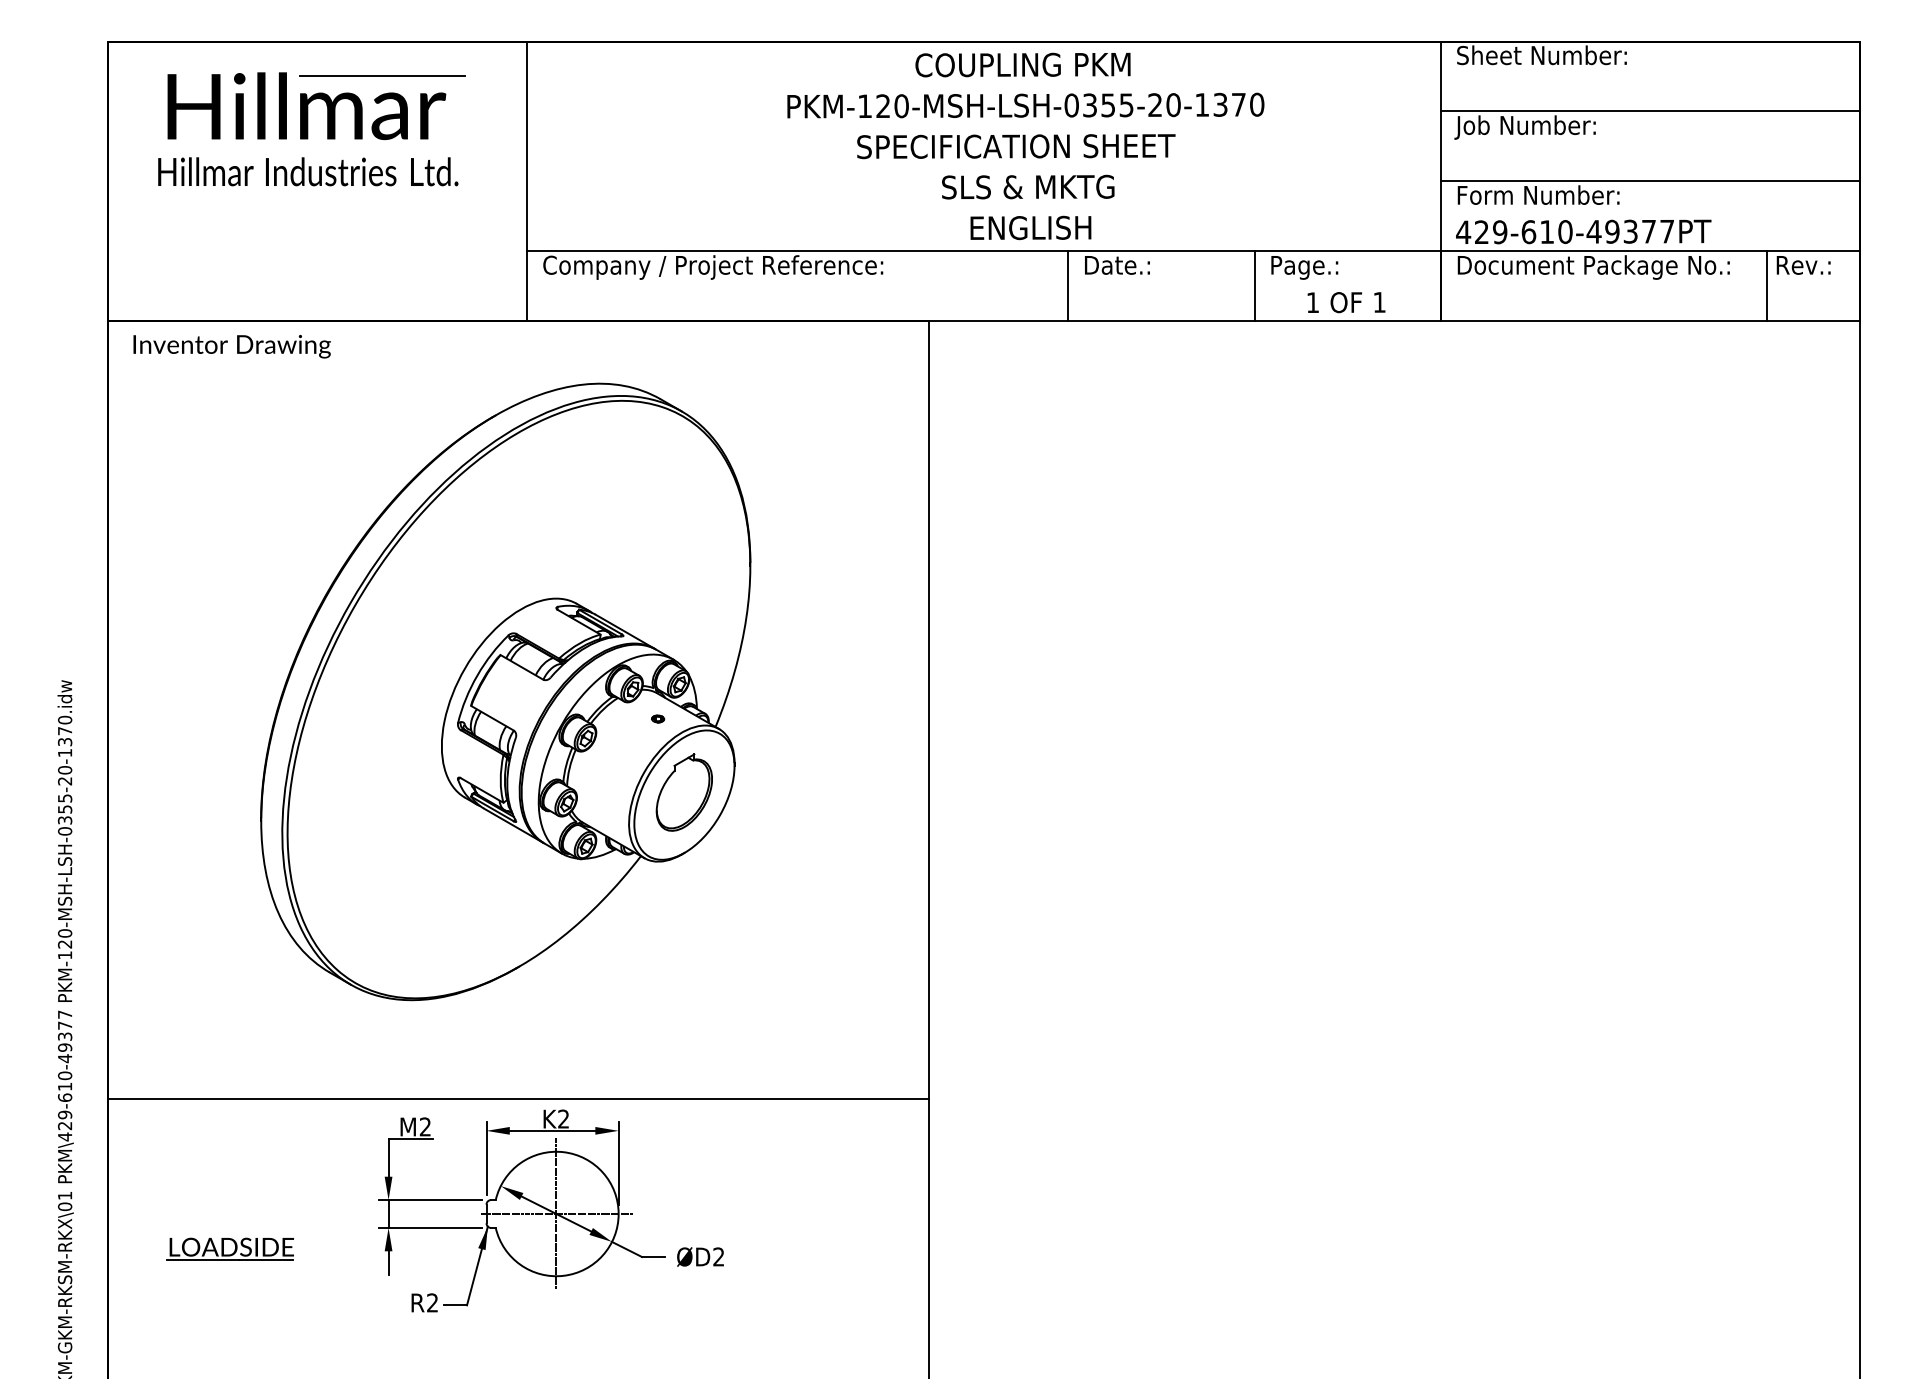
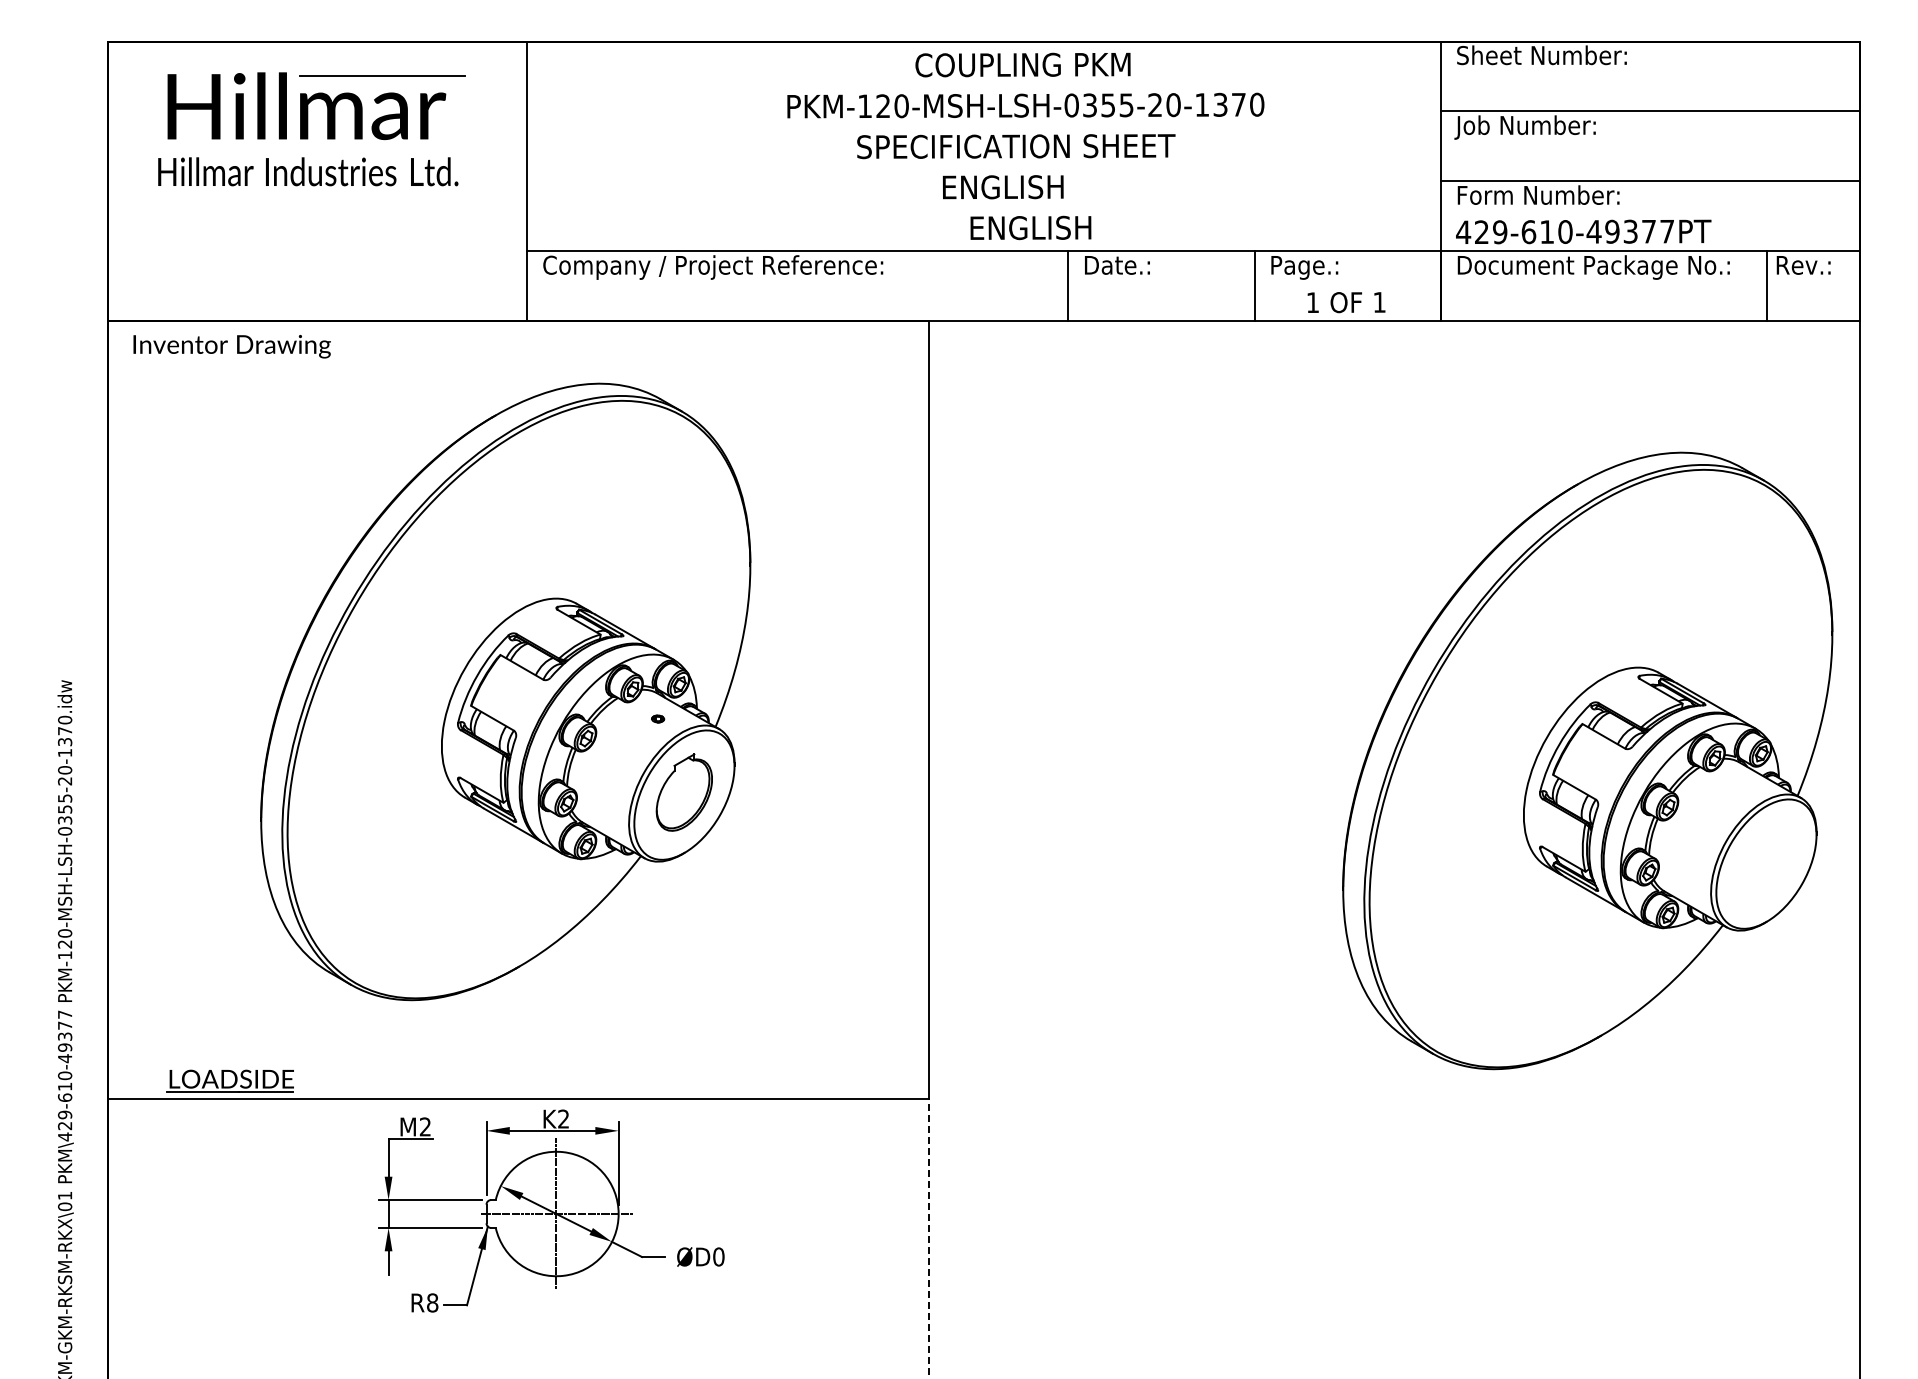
text: SLS & MKTG -> ENGLISH (1028, 186)
part: none -> present (1587, 760)
line: solid -> dashed (928, 1238)
part position: (229, 1248) -> (229, 1080) (229, 1080)
text: ØD2 -> ØD0 (718, 1256)
text: R2 -> R8 (432, 1302)
